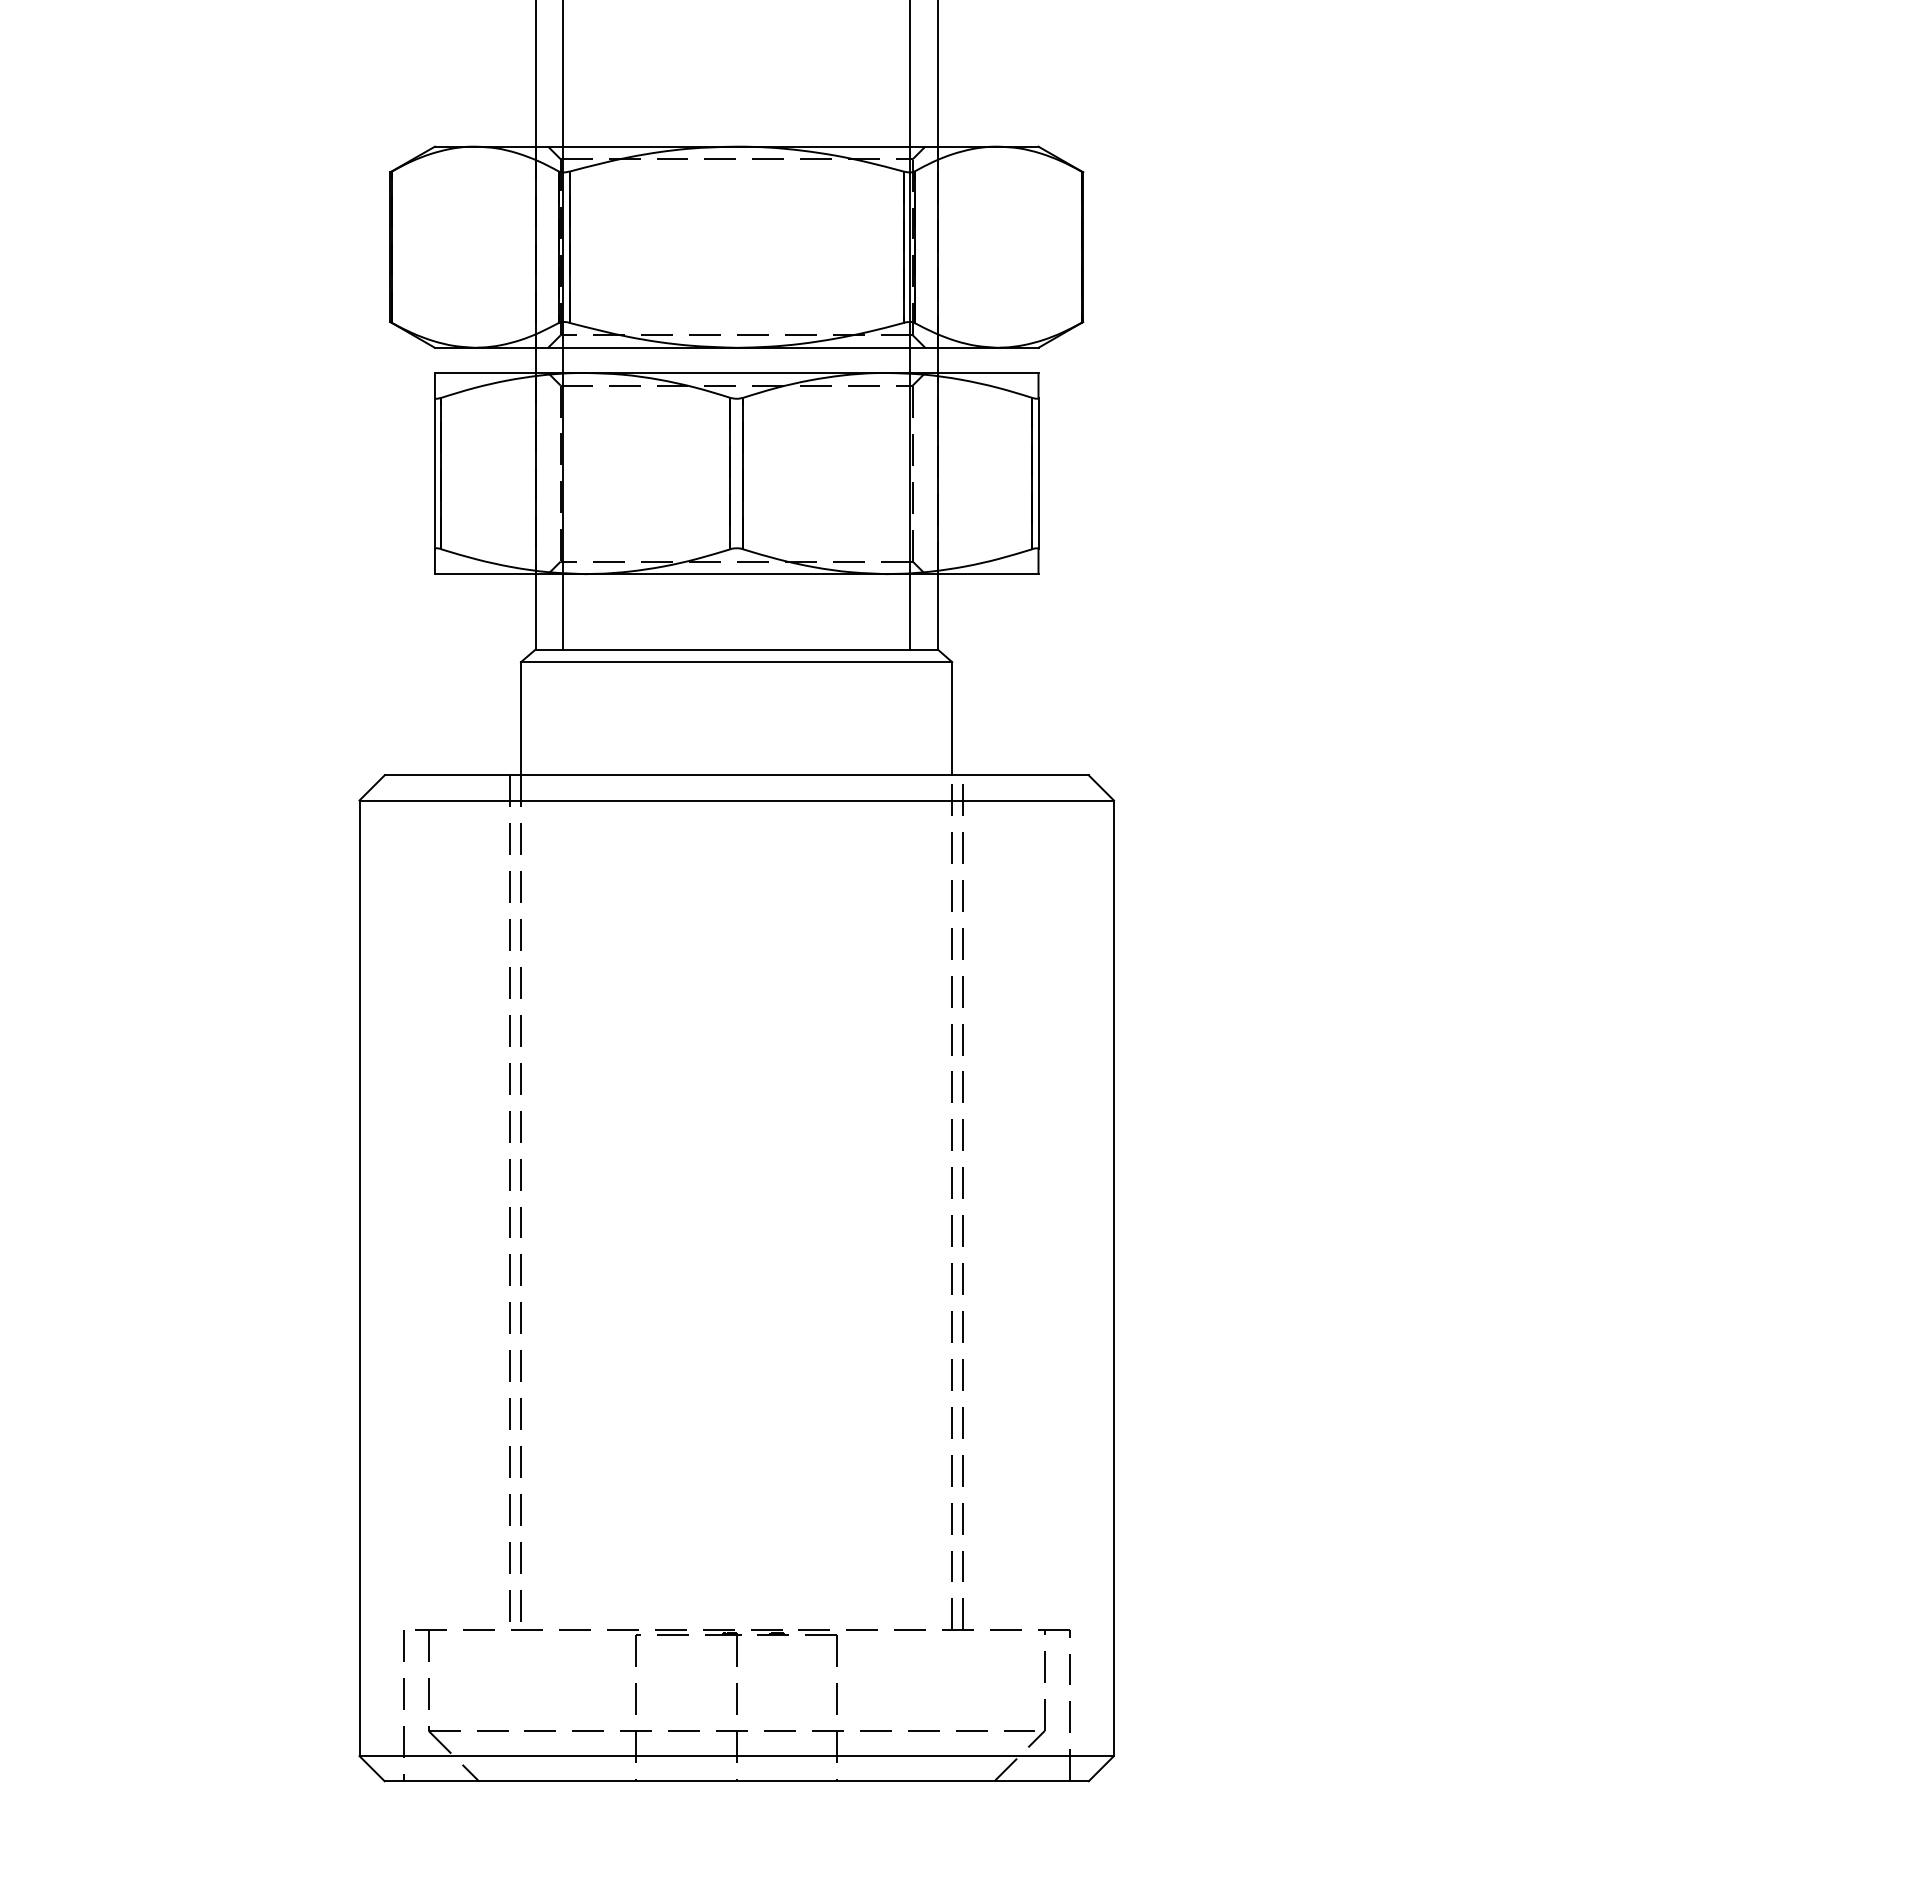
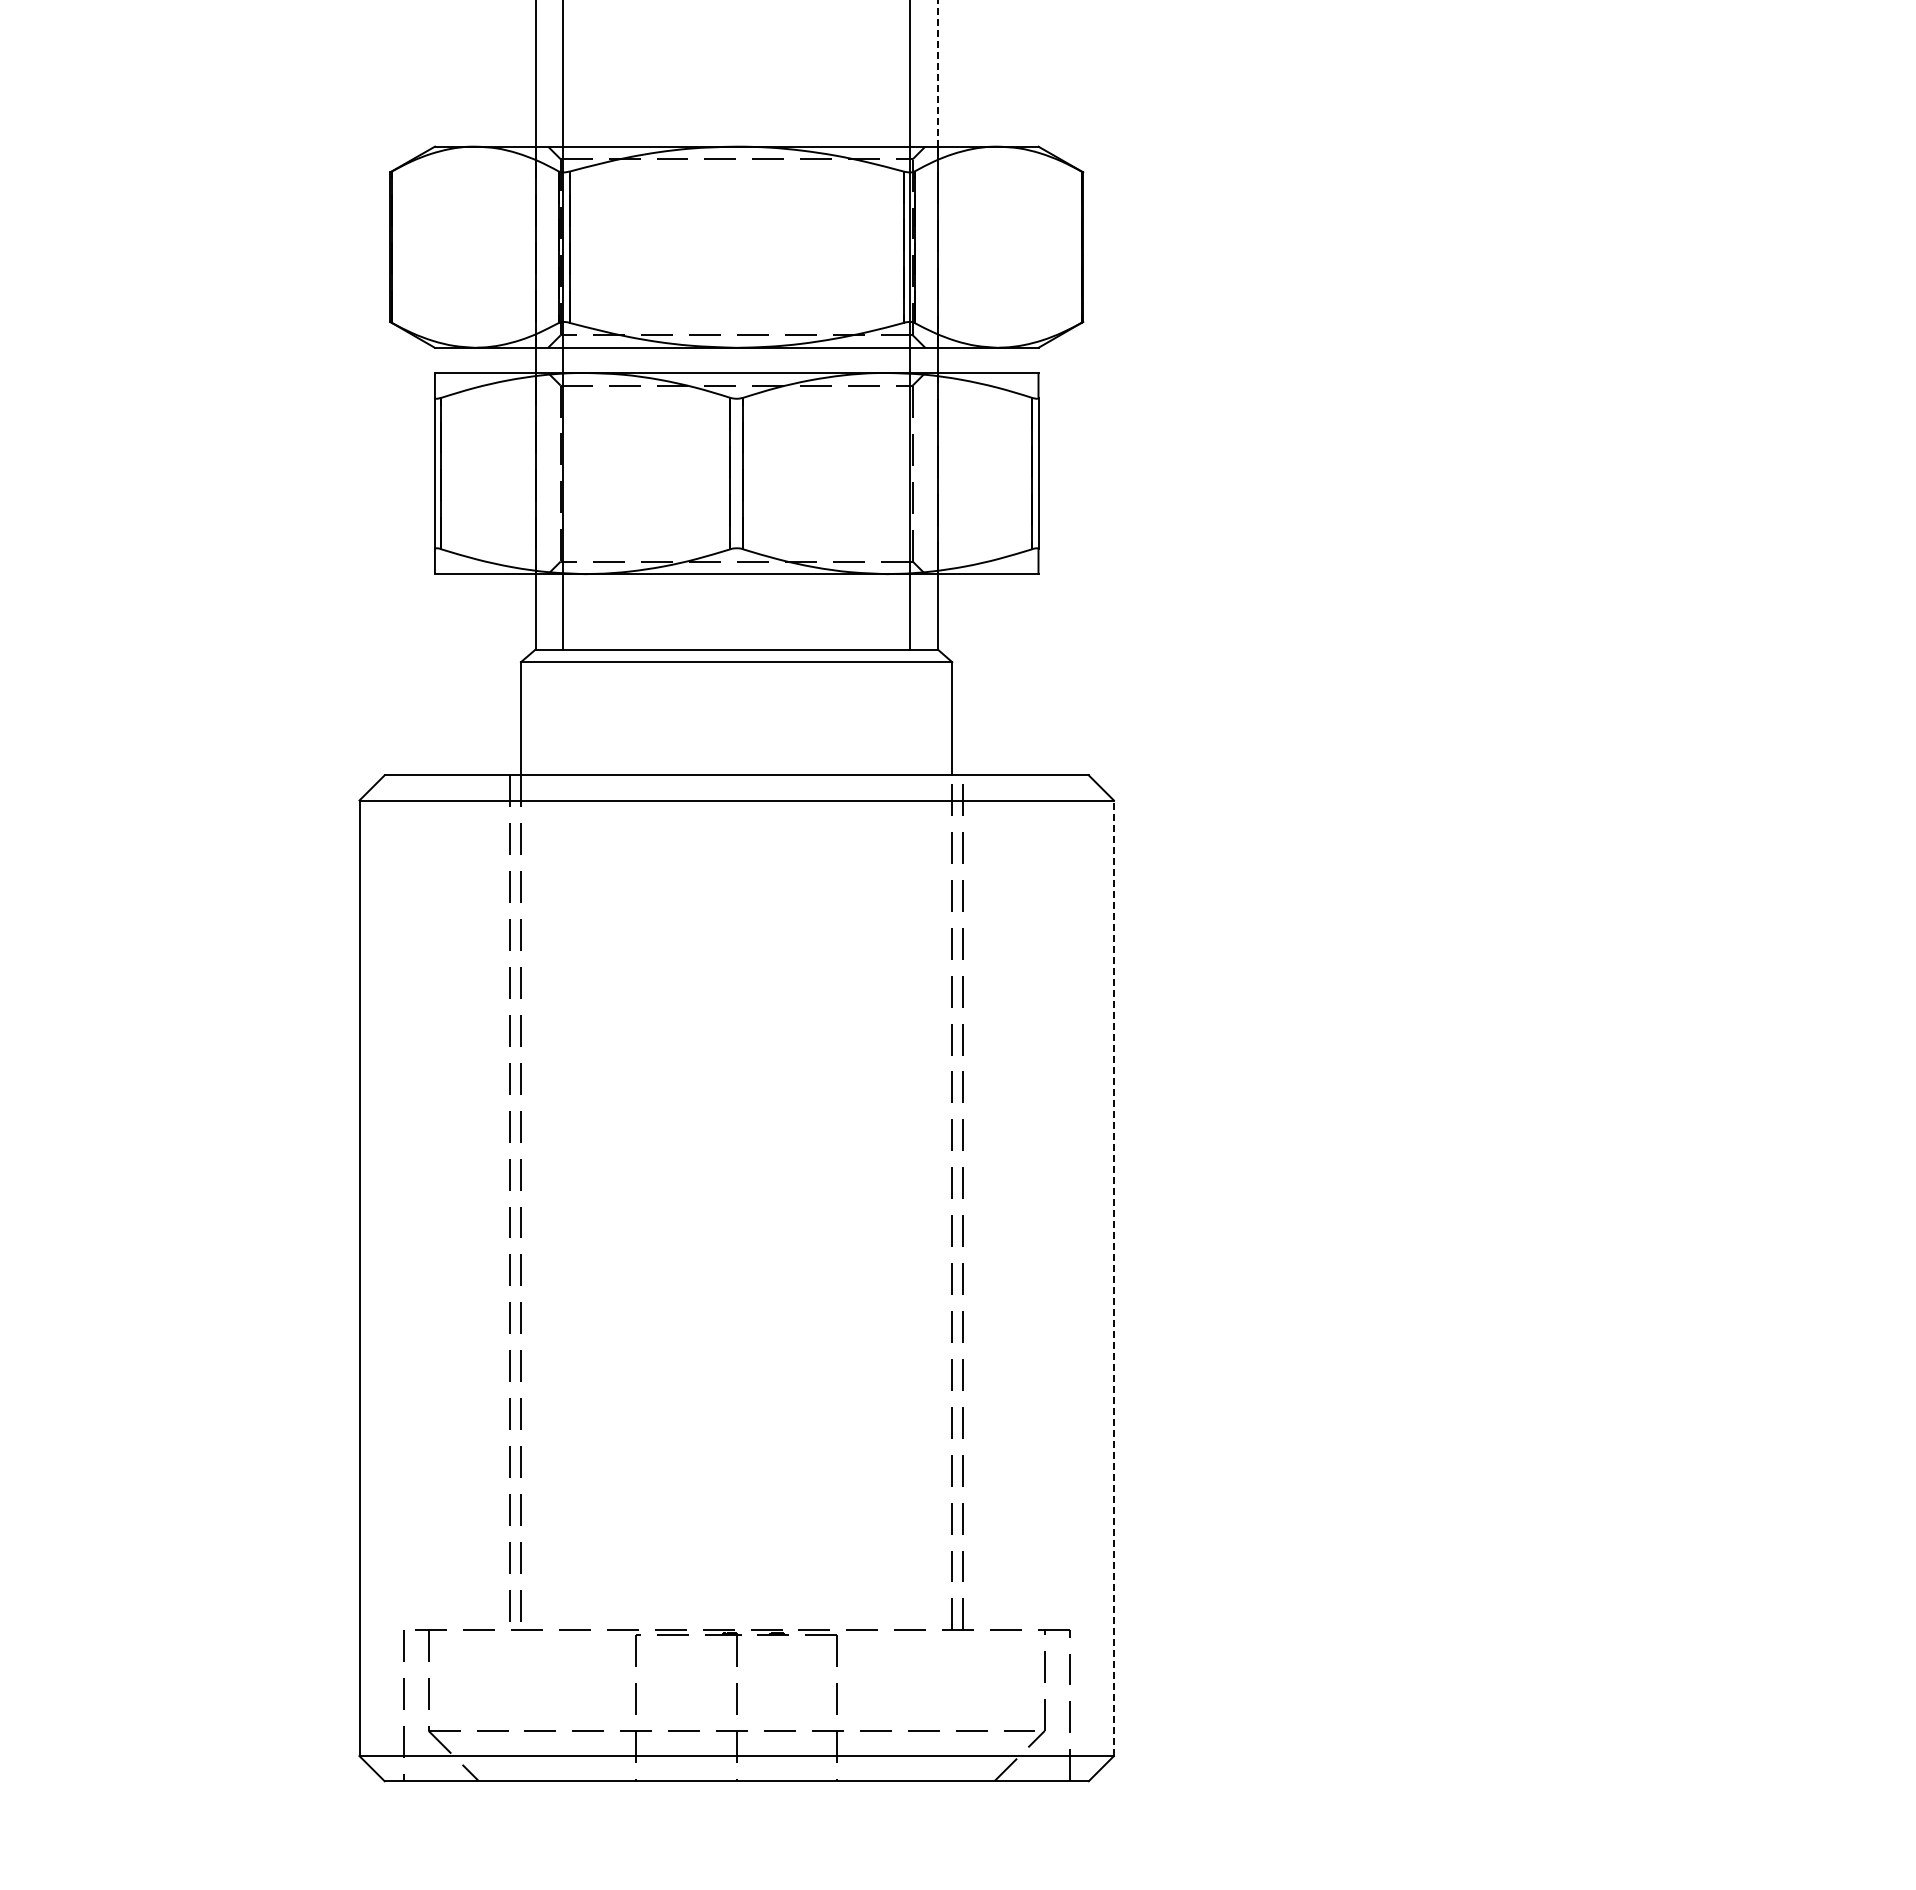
line: solid -> dashed (937, 72)
line: solid -> dashed (1113, 1278)
